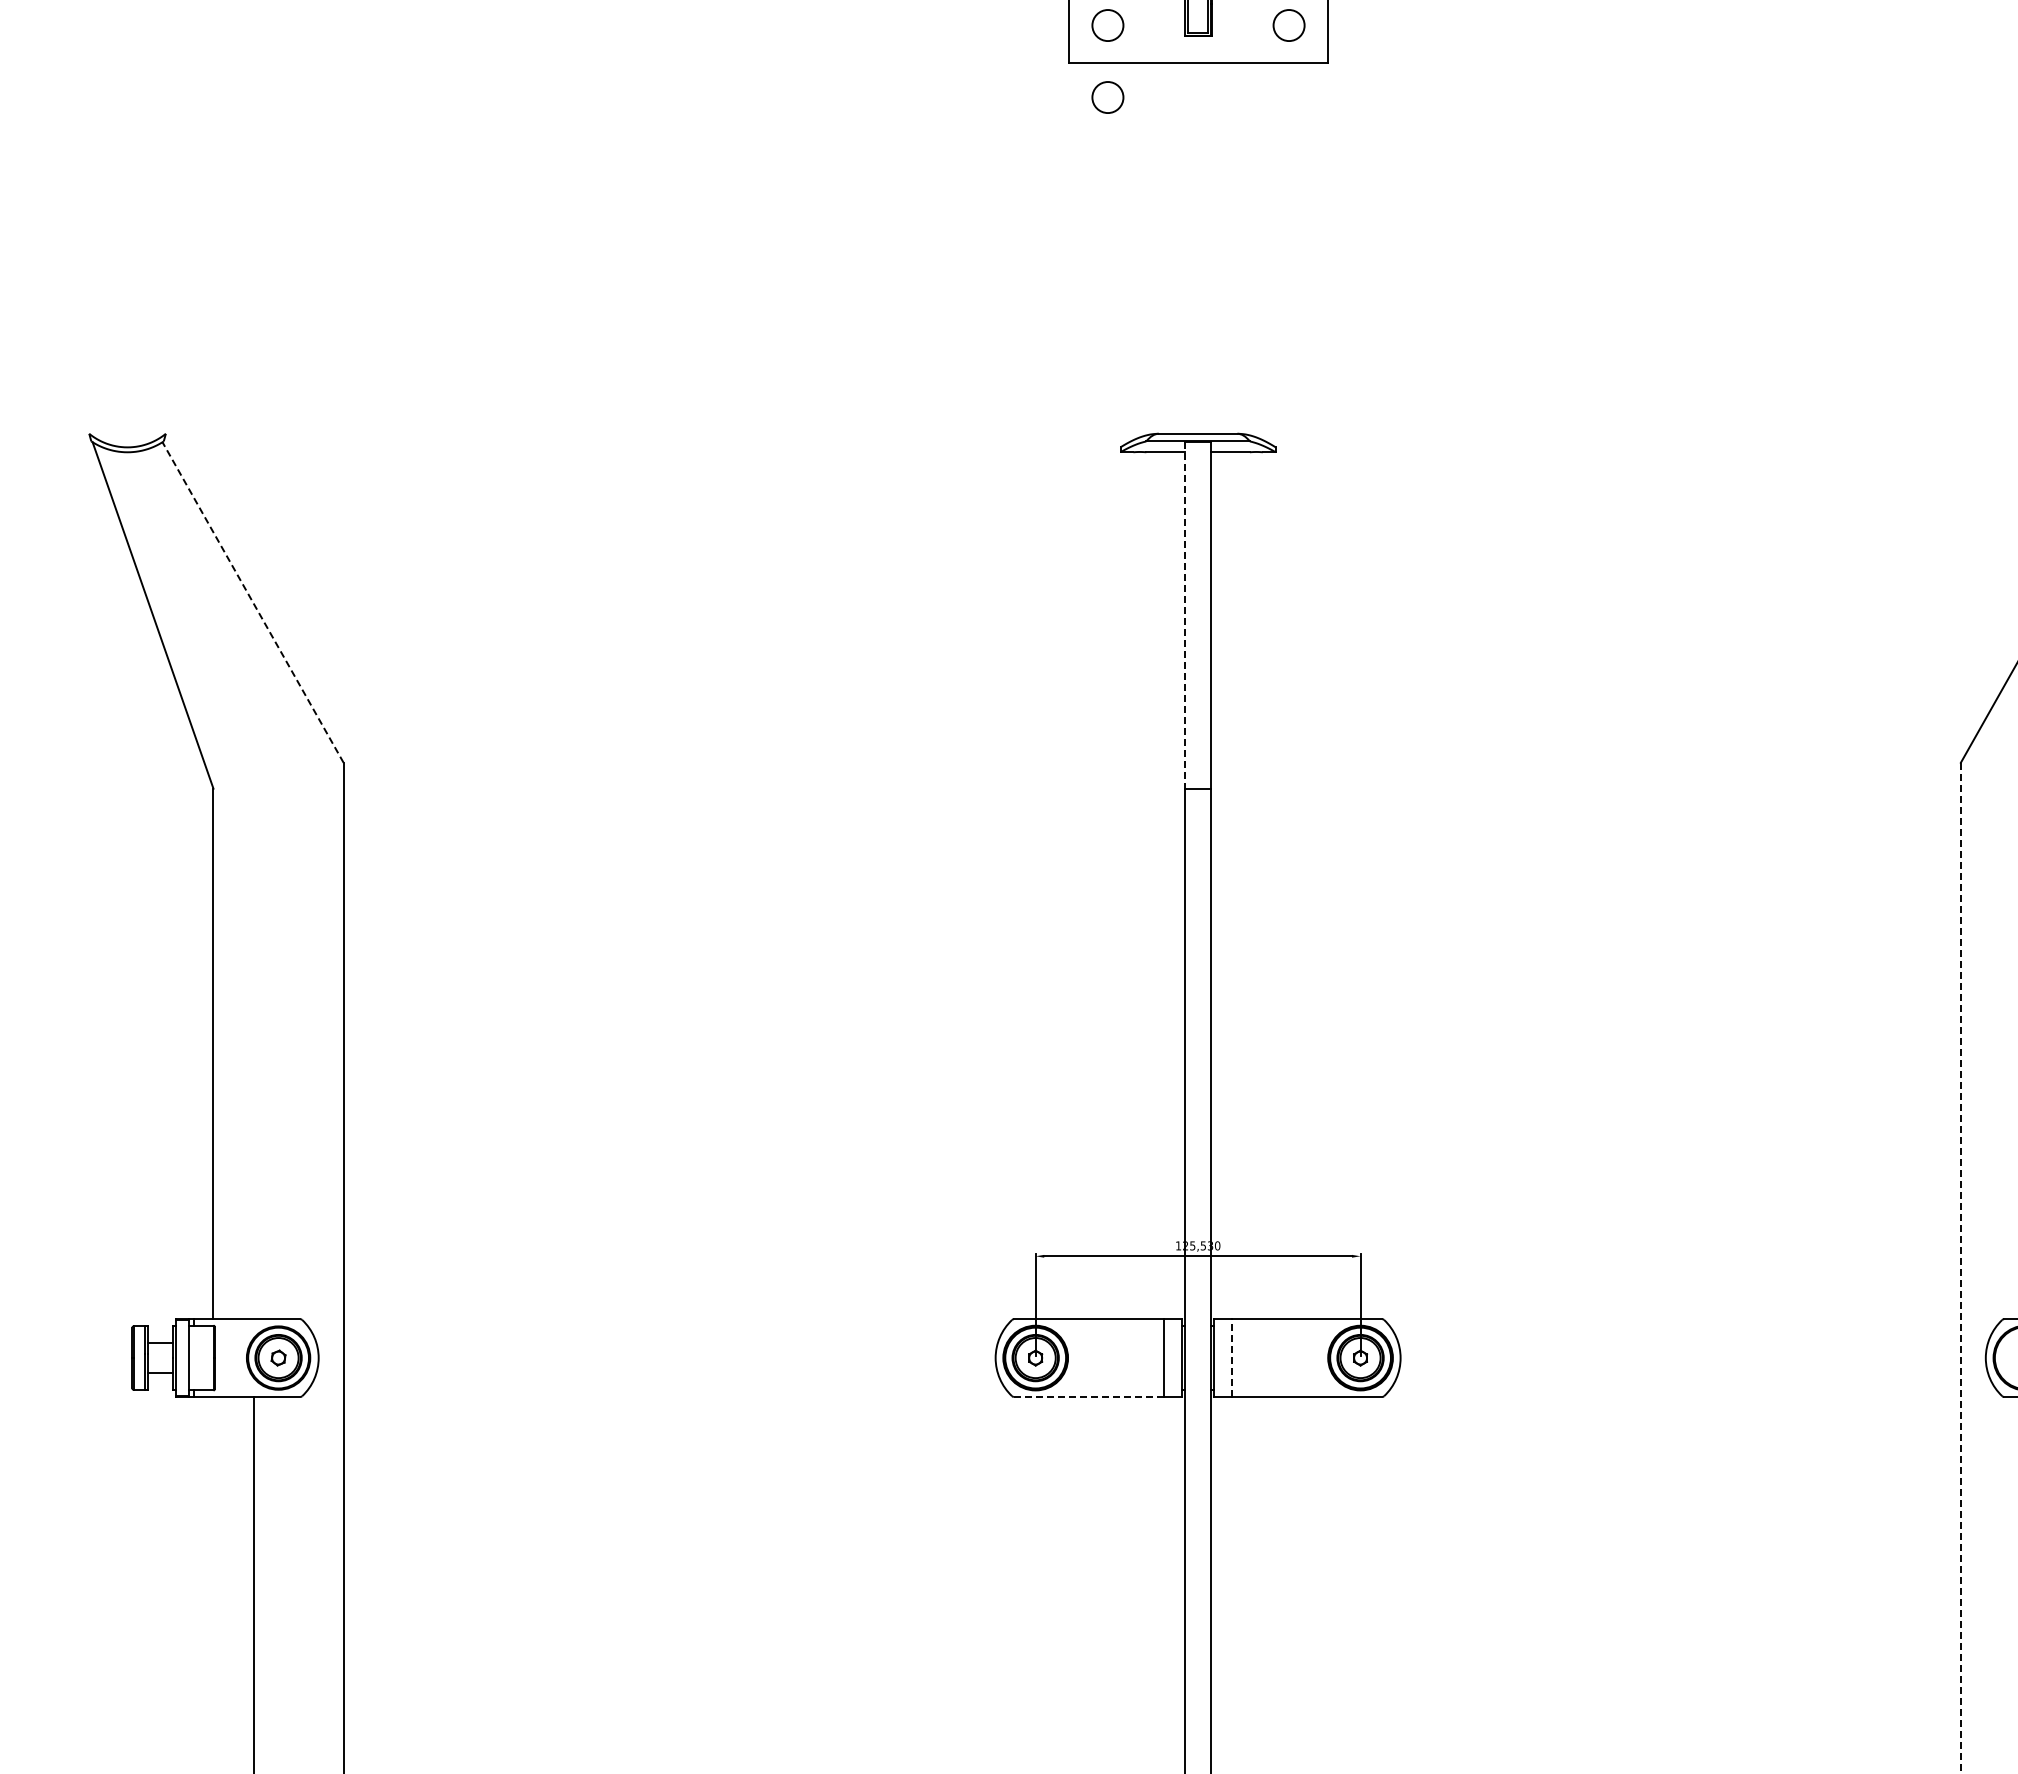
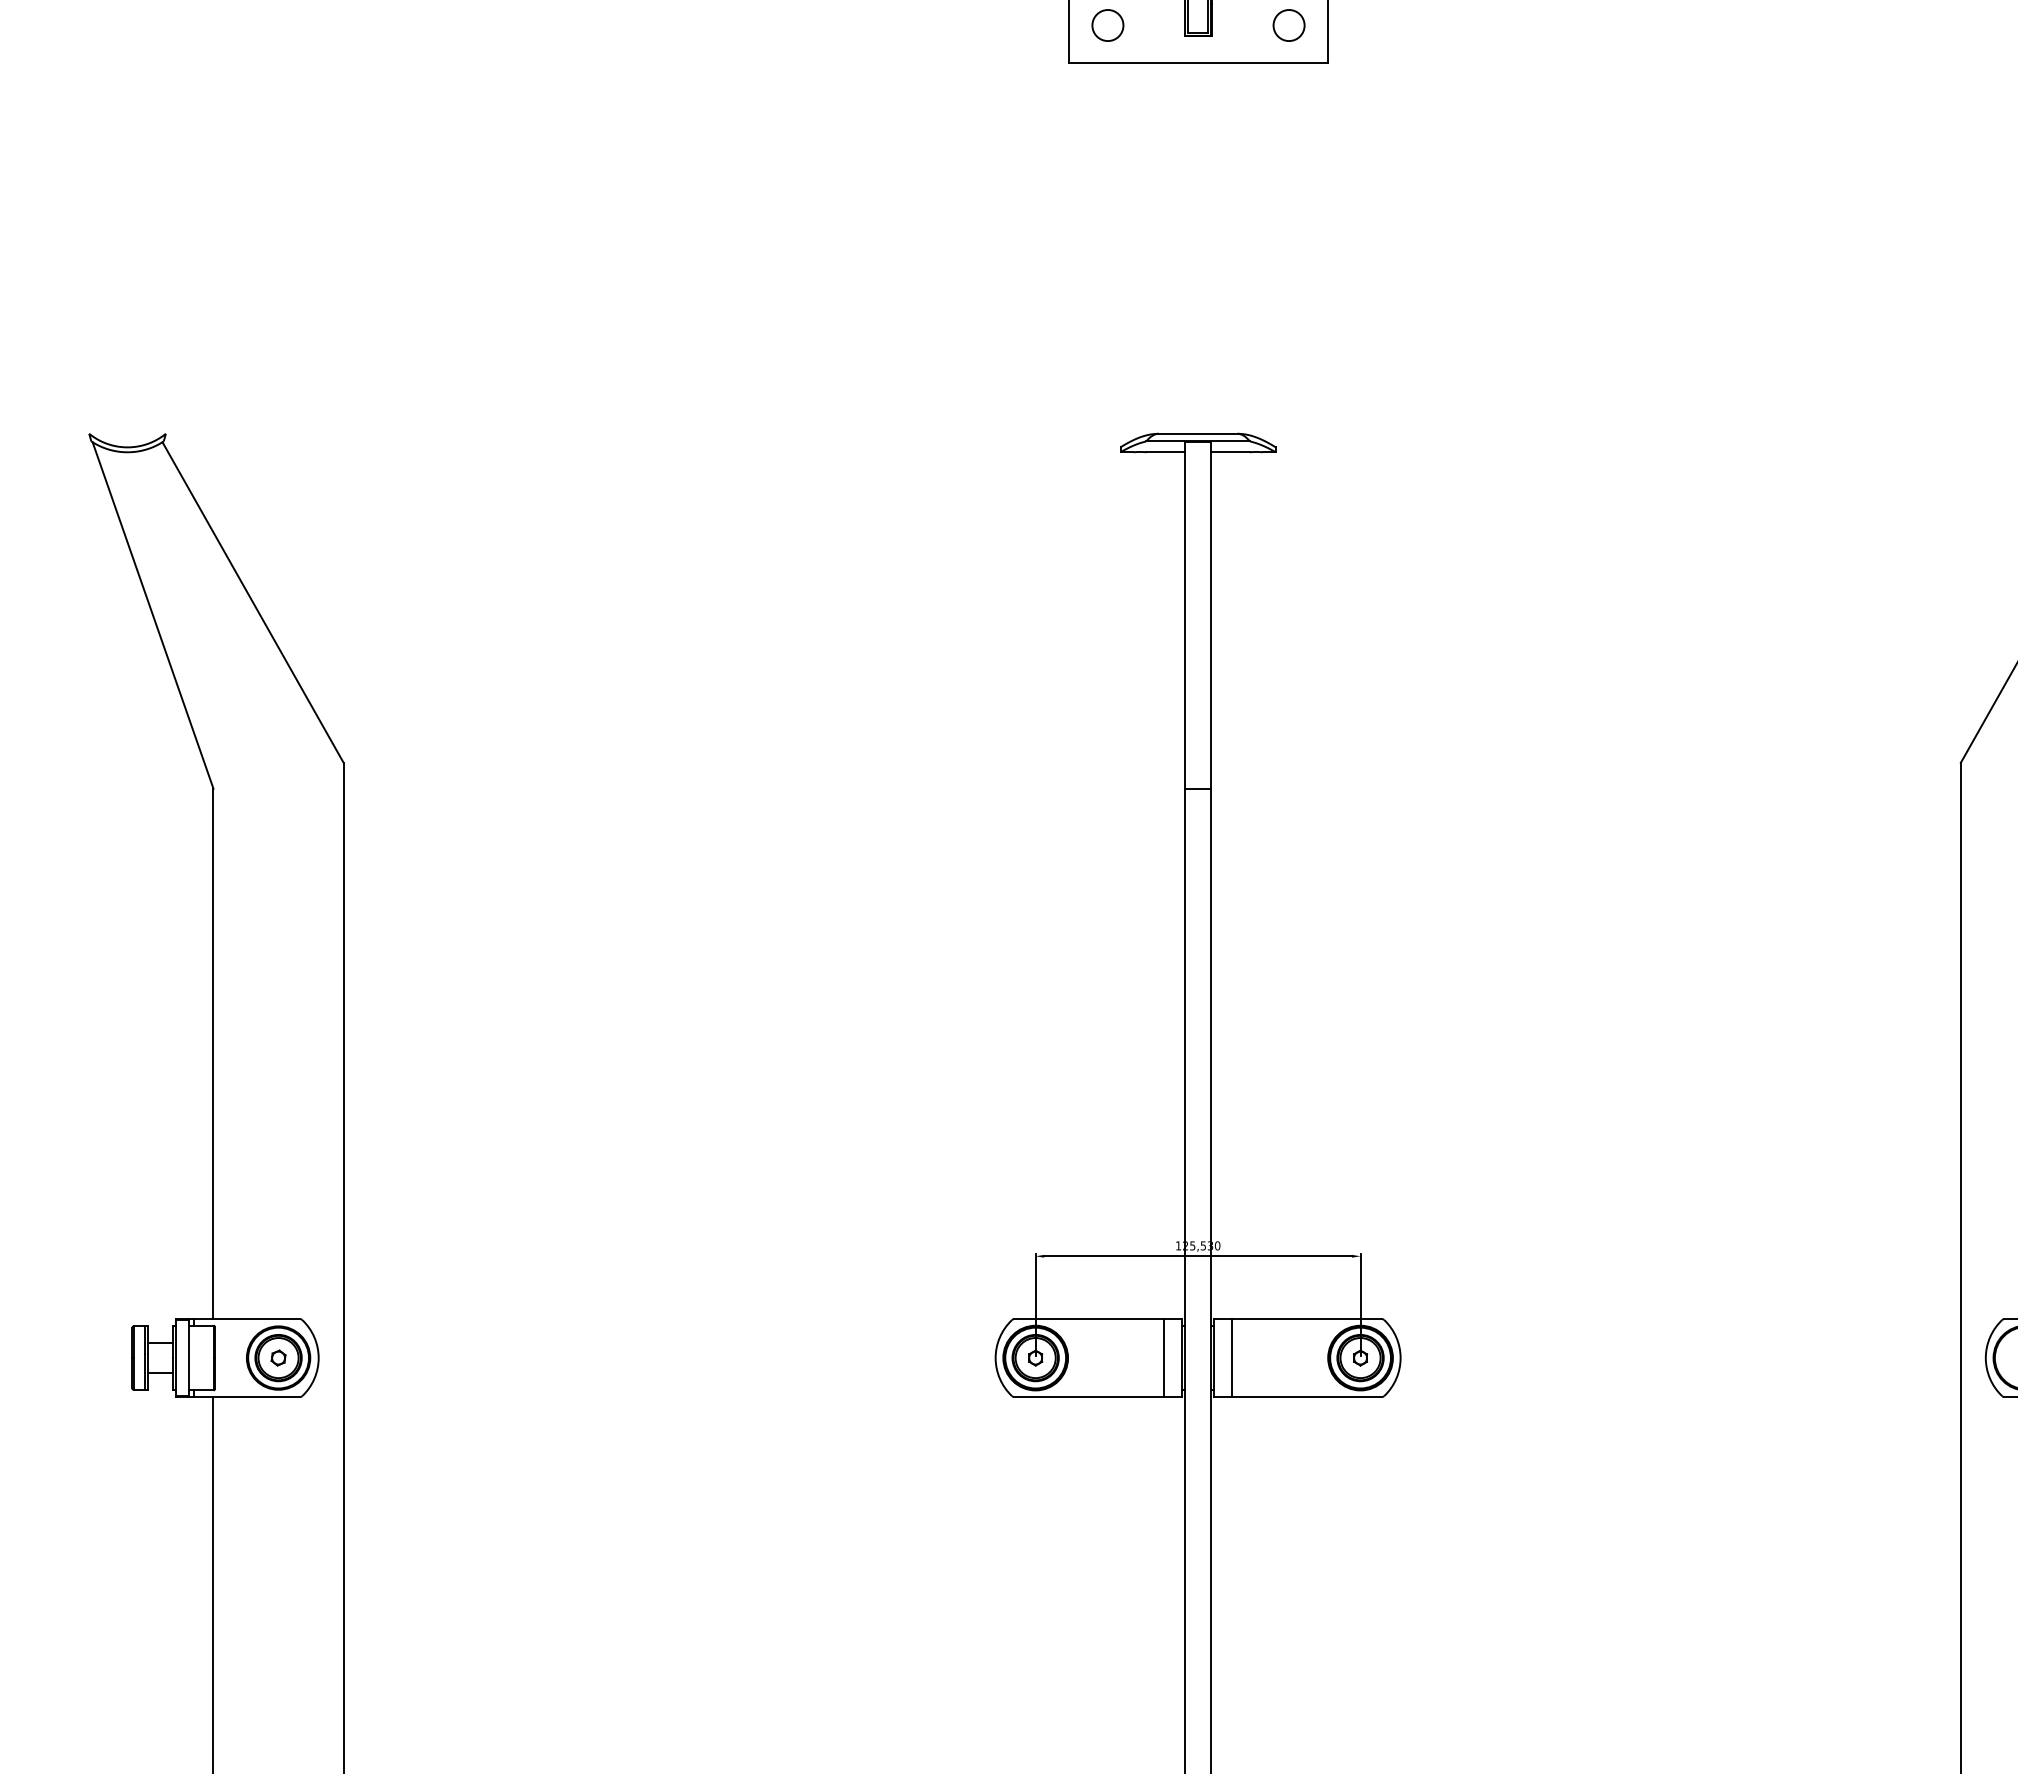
circle: present -> none (1107, 97)
line: dashed -> solid (252, 602)
line: dashed -> solid (1184, 615)
line: dashed -> solid (1960, 1267)
line: dashed -> solid (1232, 1358)
line: dashed -> solid (1089, 1396)
line position: (254, 1583) -> (213, 1583) (213, 1583)
